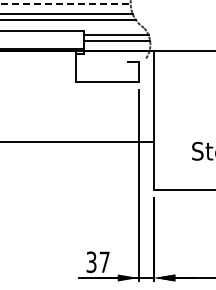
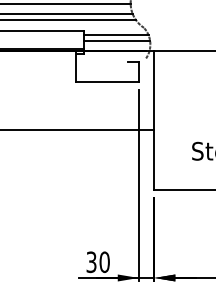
line: dashed -> solid (65, 3)
line position: (78, 141) -> (78, 129) (78, 129)
text: 37 -> 30 (104, 262)
